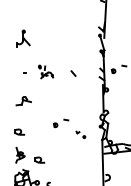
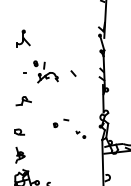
part: present -> none (119, 69)
part size: 17x16 px -> 26x24 px (45, 71)
part: present -> none (39, 159)
